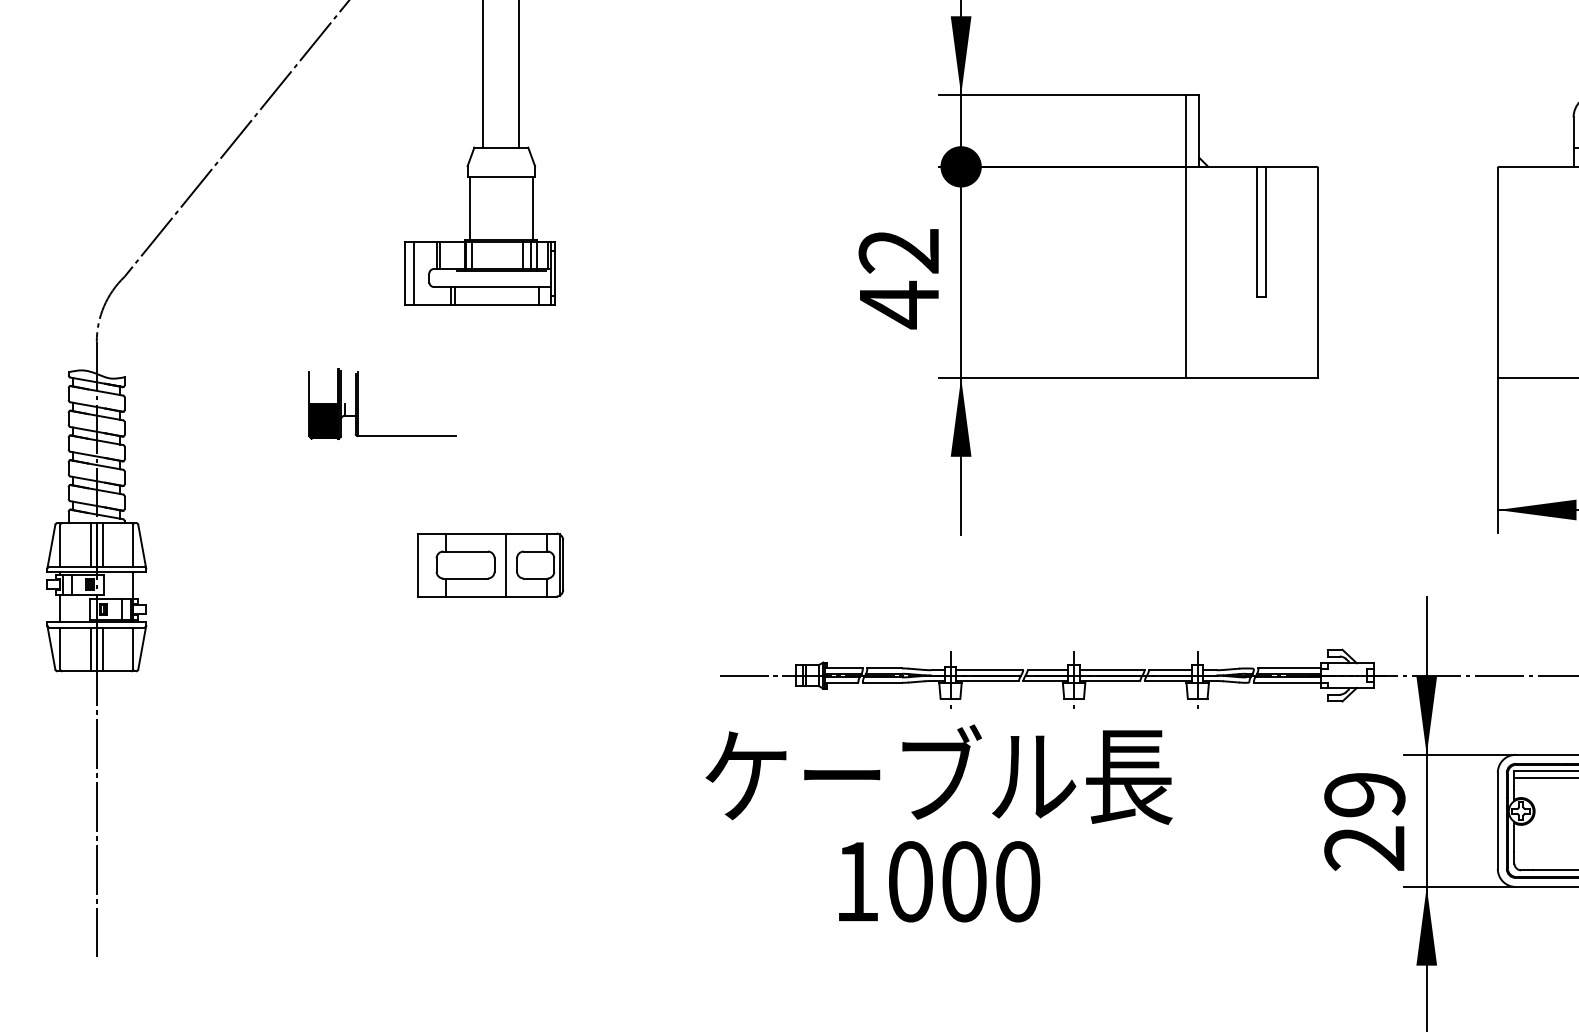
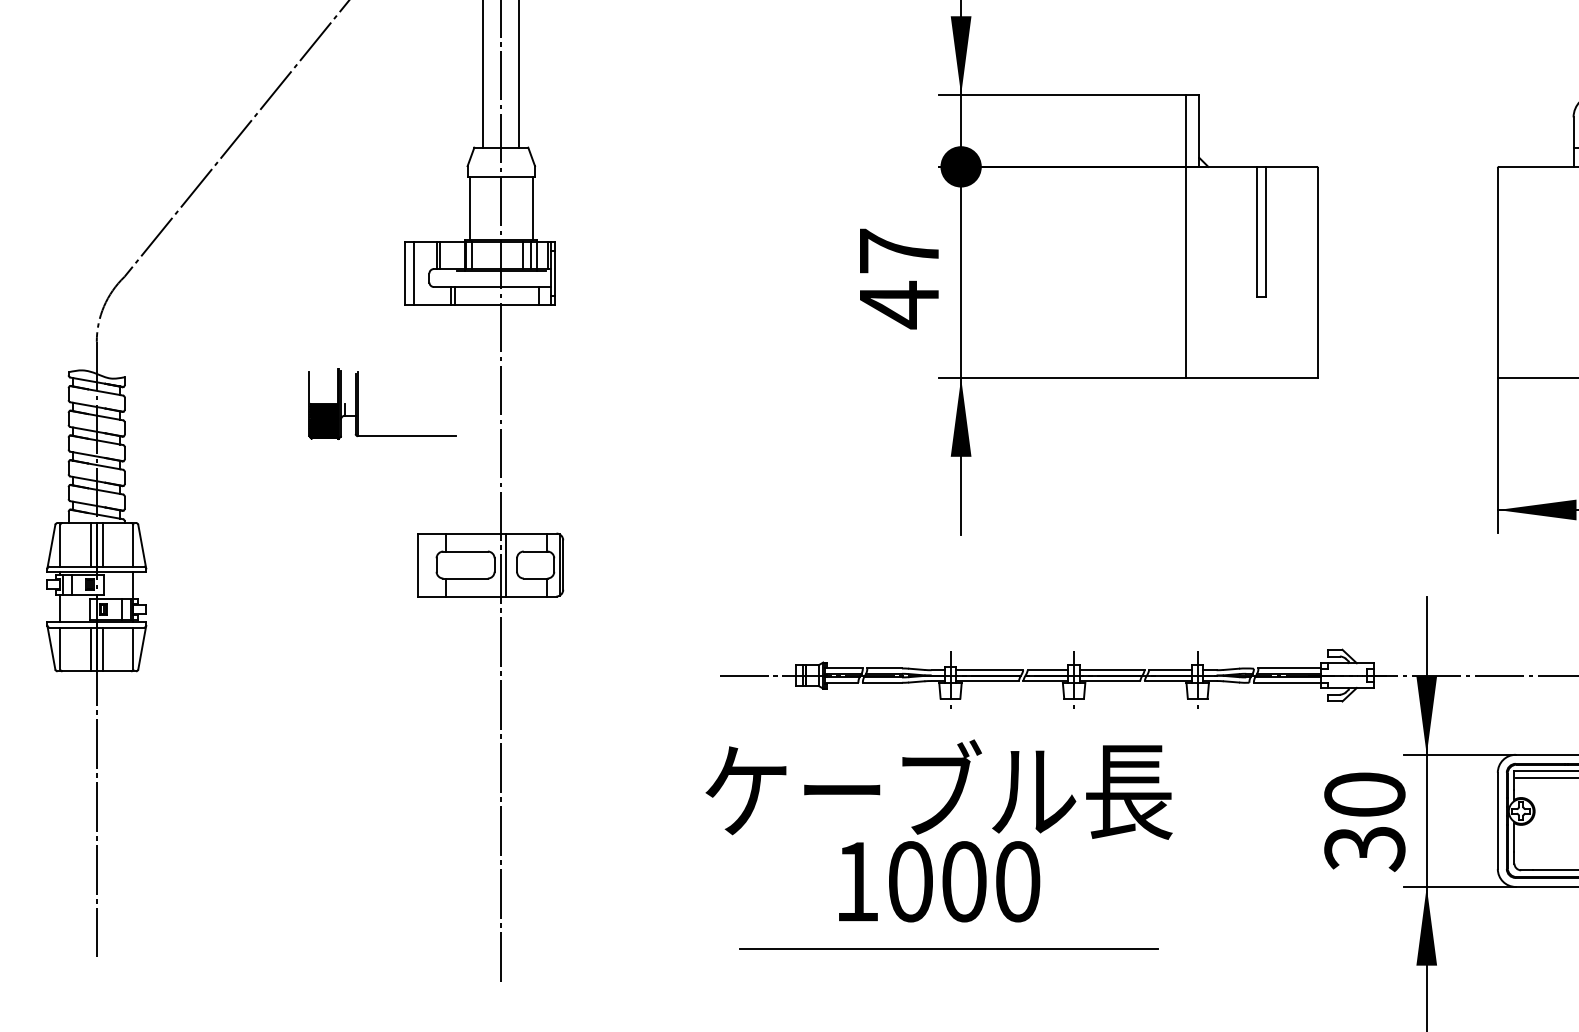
text: 42 -> 47 (898, 250)
line: none -> present (501, 491)
text position: (938, 774) -> (938, 789) (938, 789)
text: 29 -> 30 (1364, 822)
line: none -> present (948, 949)
